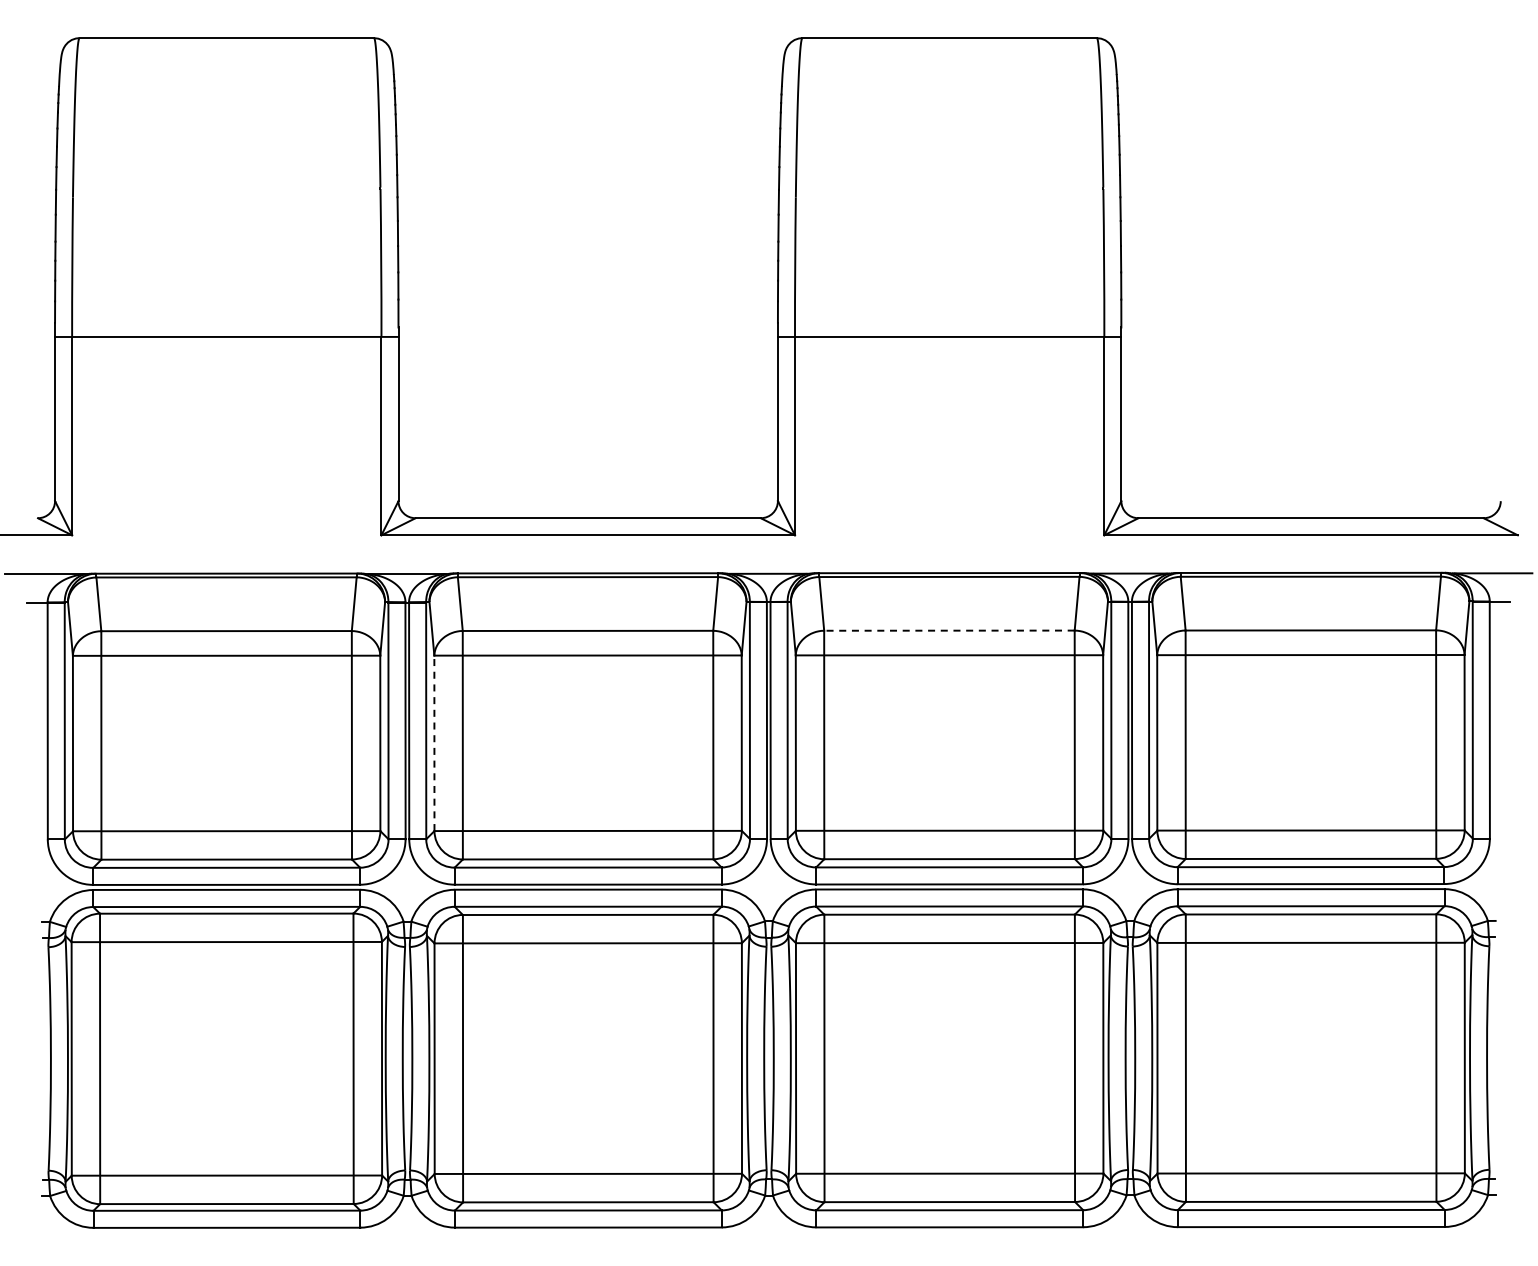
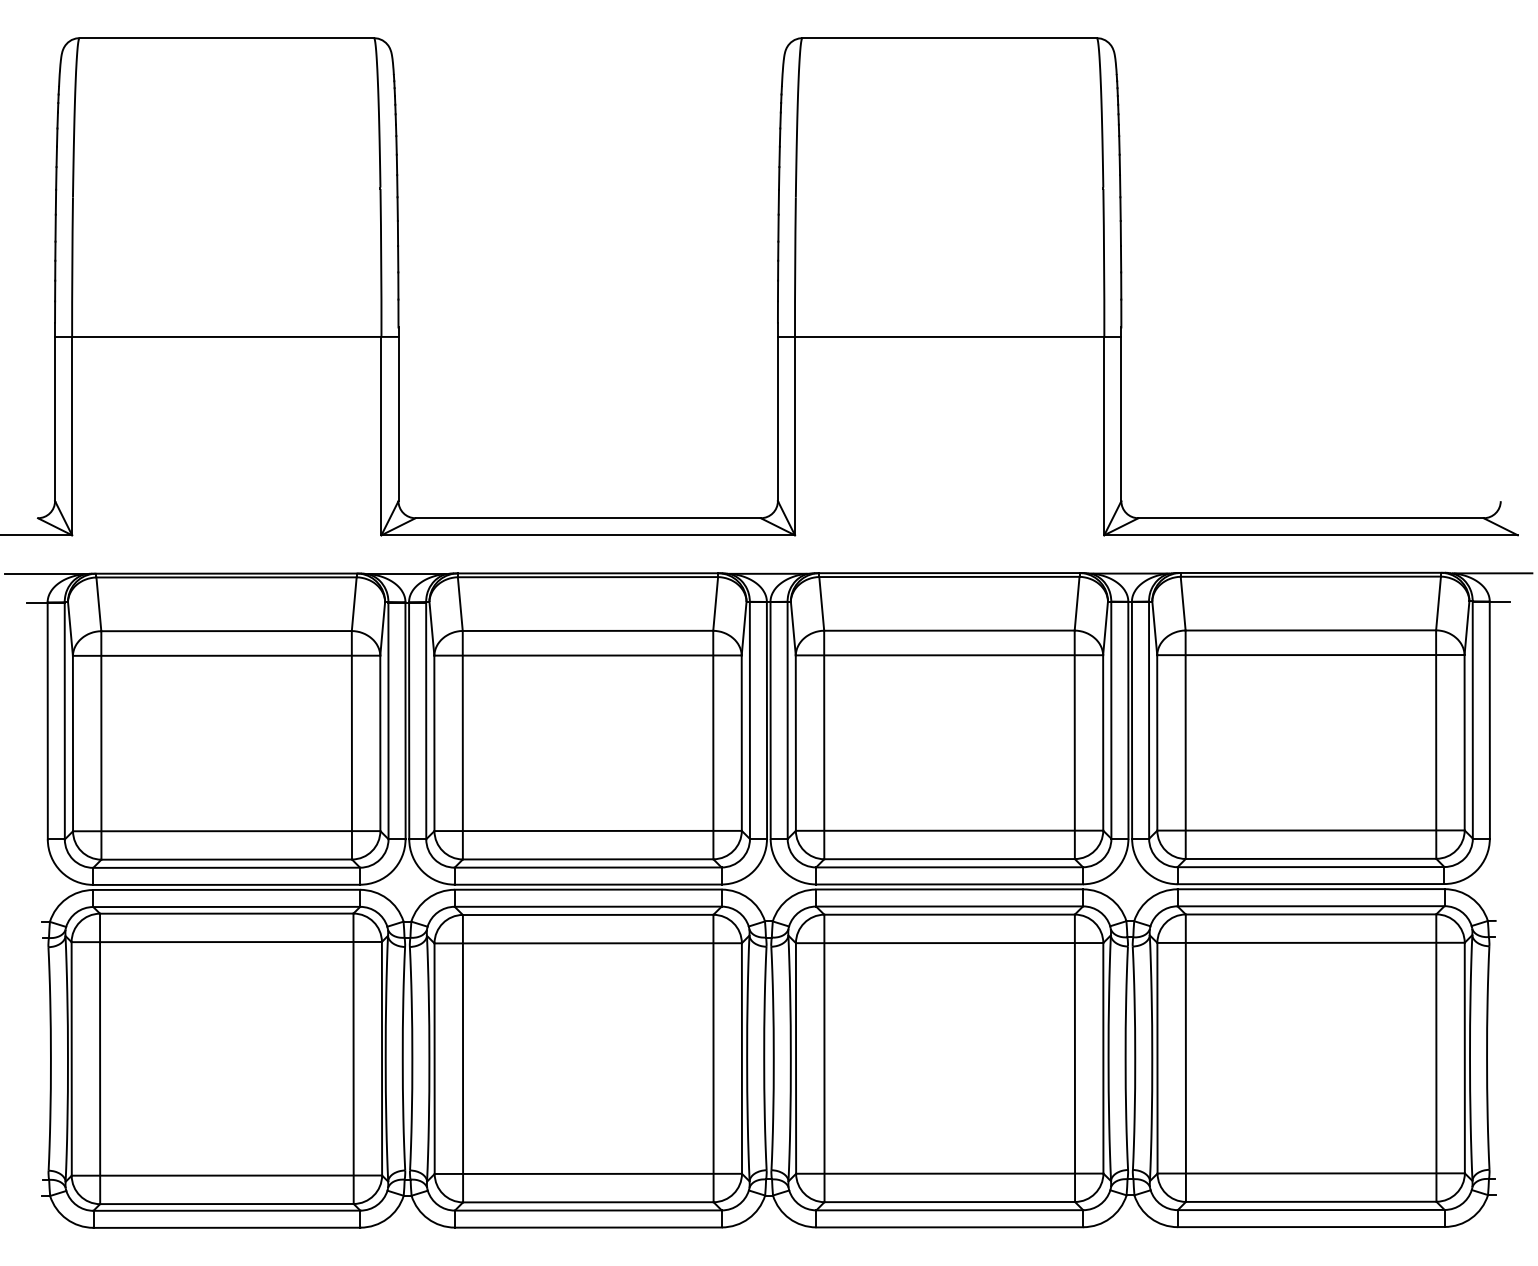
line: dashed -> solid (948, 630)
line: dashed -> solid (434, 743)
